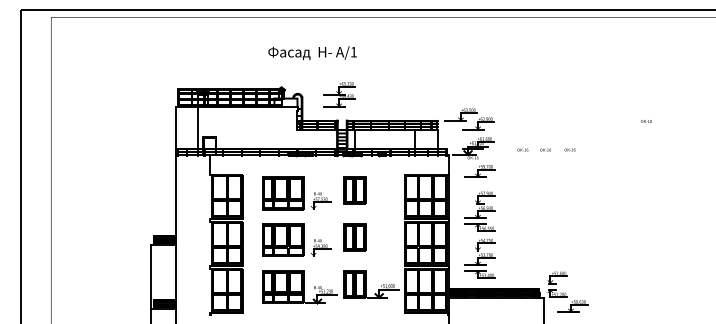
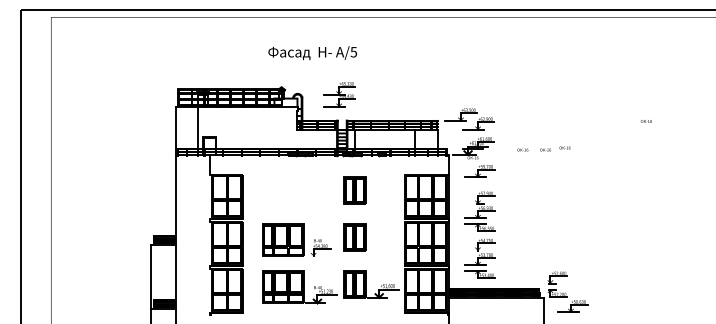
text: /1 -> /5 (353, 52)
text position: (569, 149) -> (564, 147) (564, 147)
part: present -> none (296, 193)
